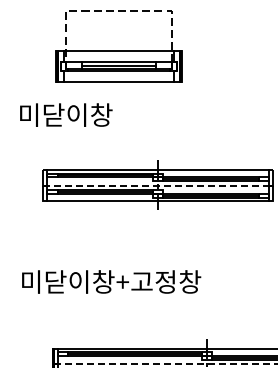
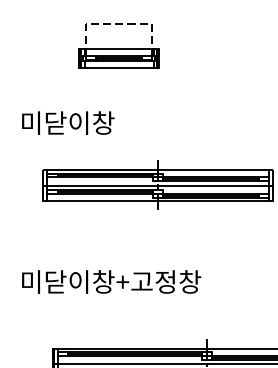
part size: 128x73 px -> 82x46 px (118, 45)
text position: (66, 114) -> (68, 122) (68, 122)
line: dashed -> solid (158, 185)
line: dashed -> solid (166, 364)
